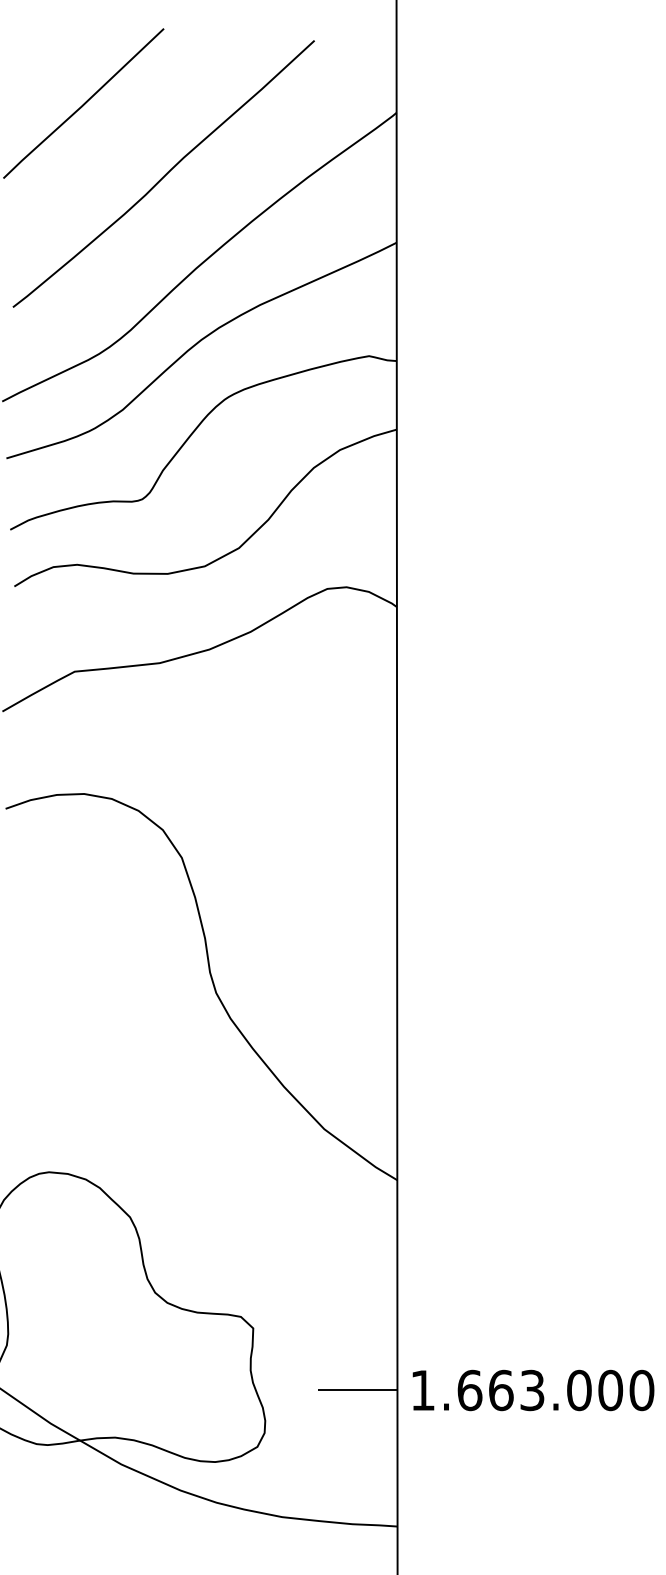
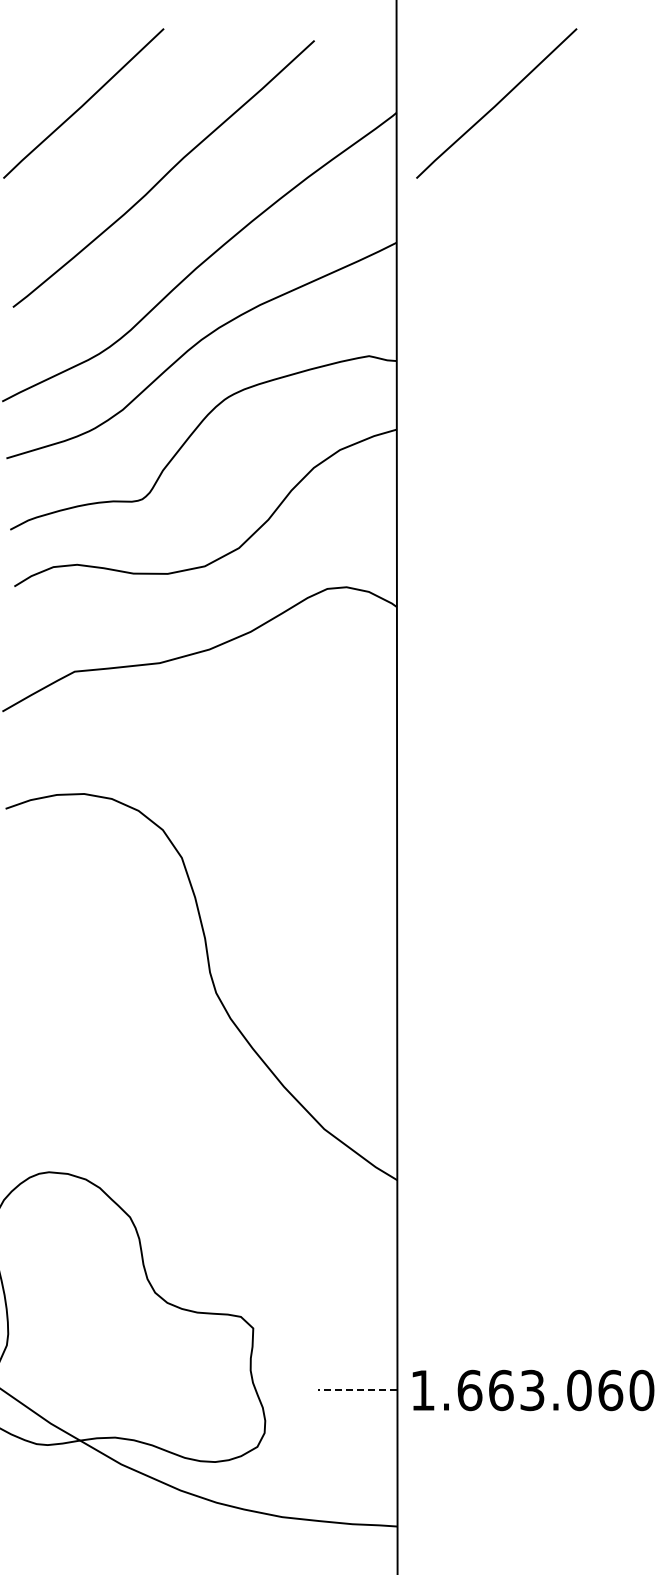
line: none -> present (496, 103)
text: 1.663.000 -> 1.663.060 (610, 1389)
line: solid -> dashed (357, 1390)
